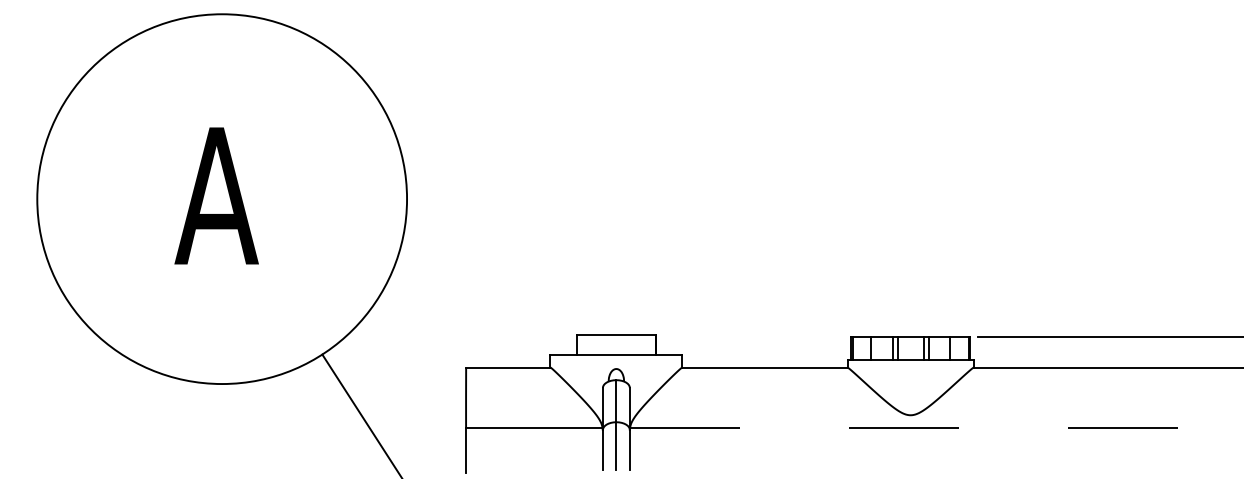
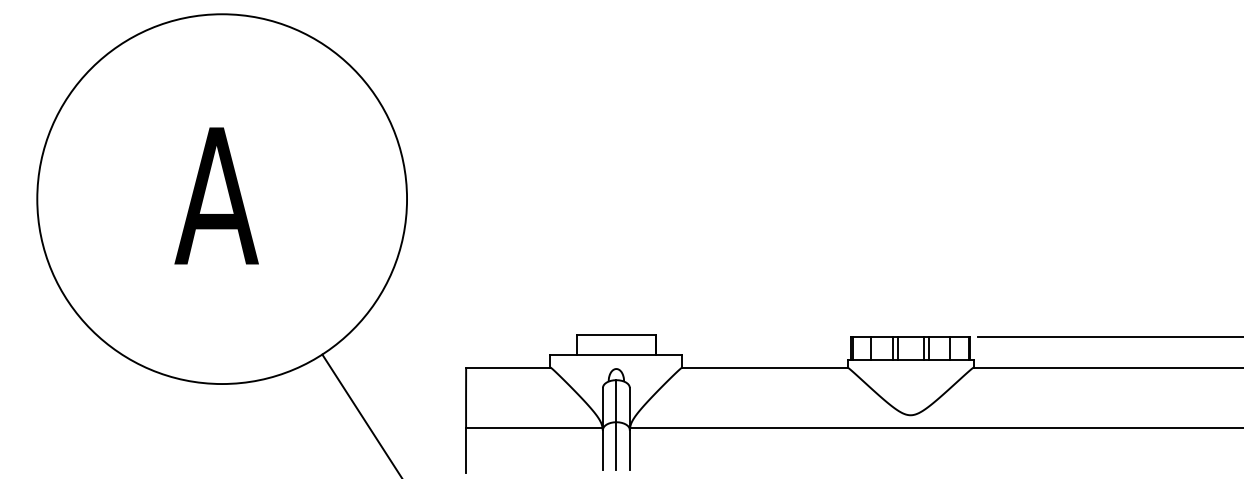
line: dashed -> solid (936, 427)
